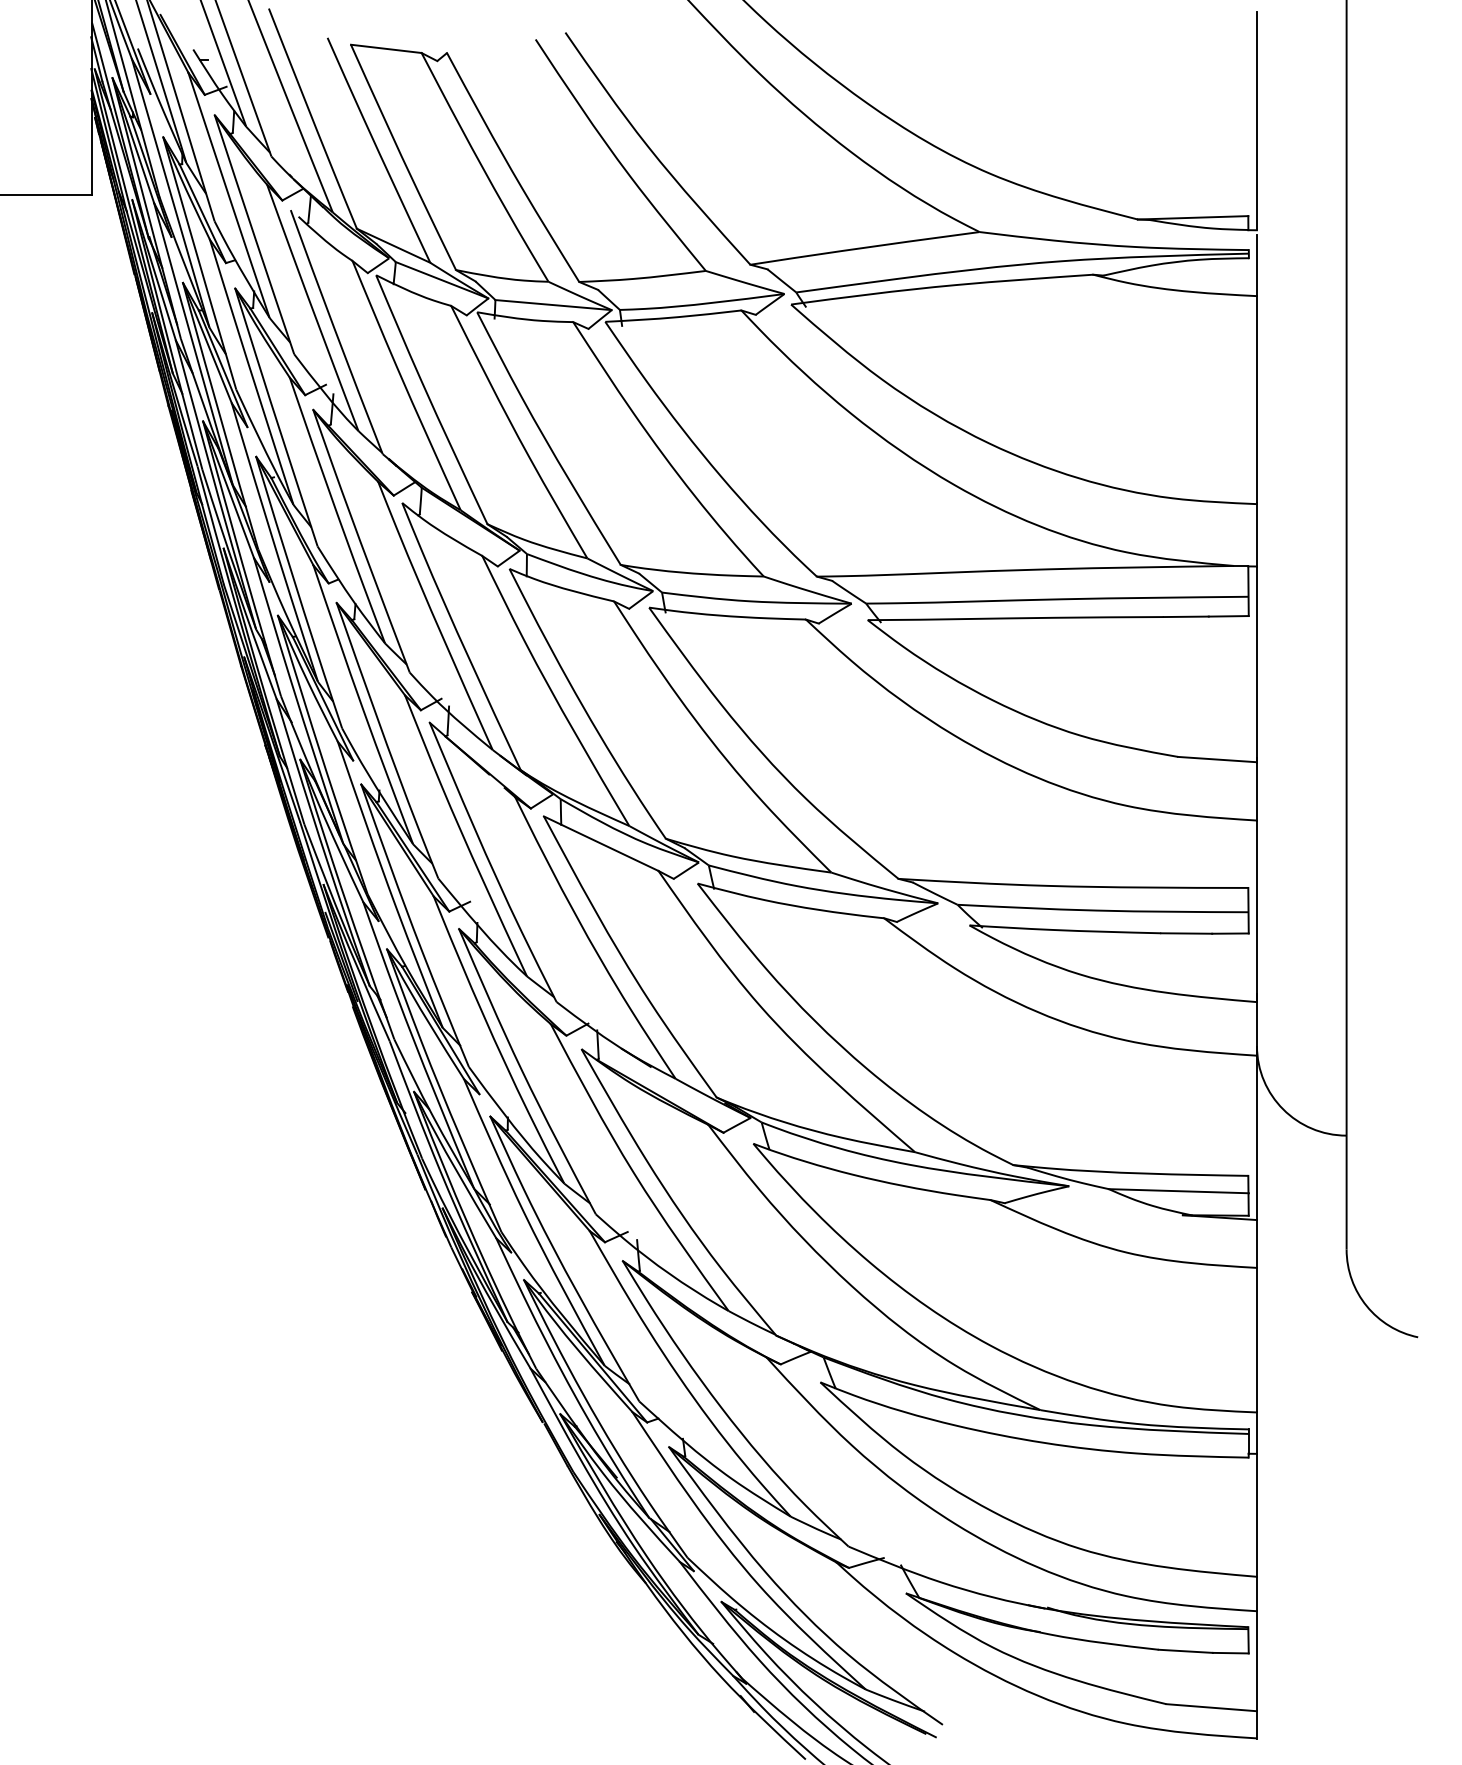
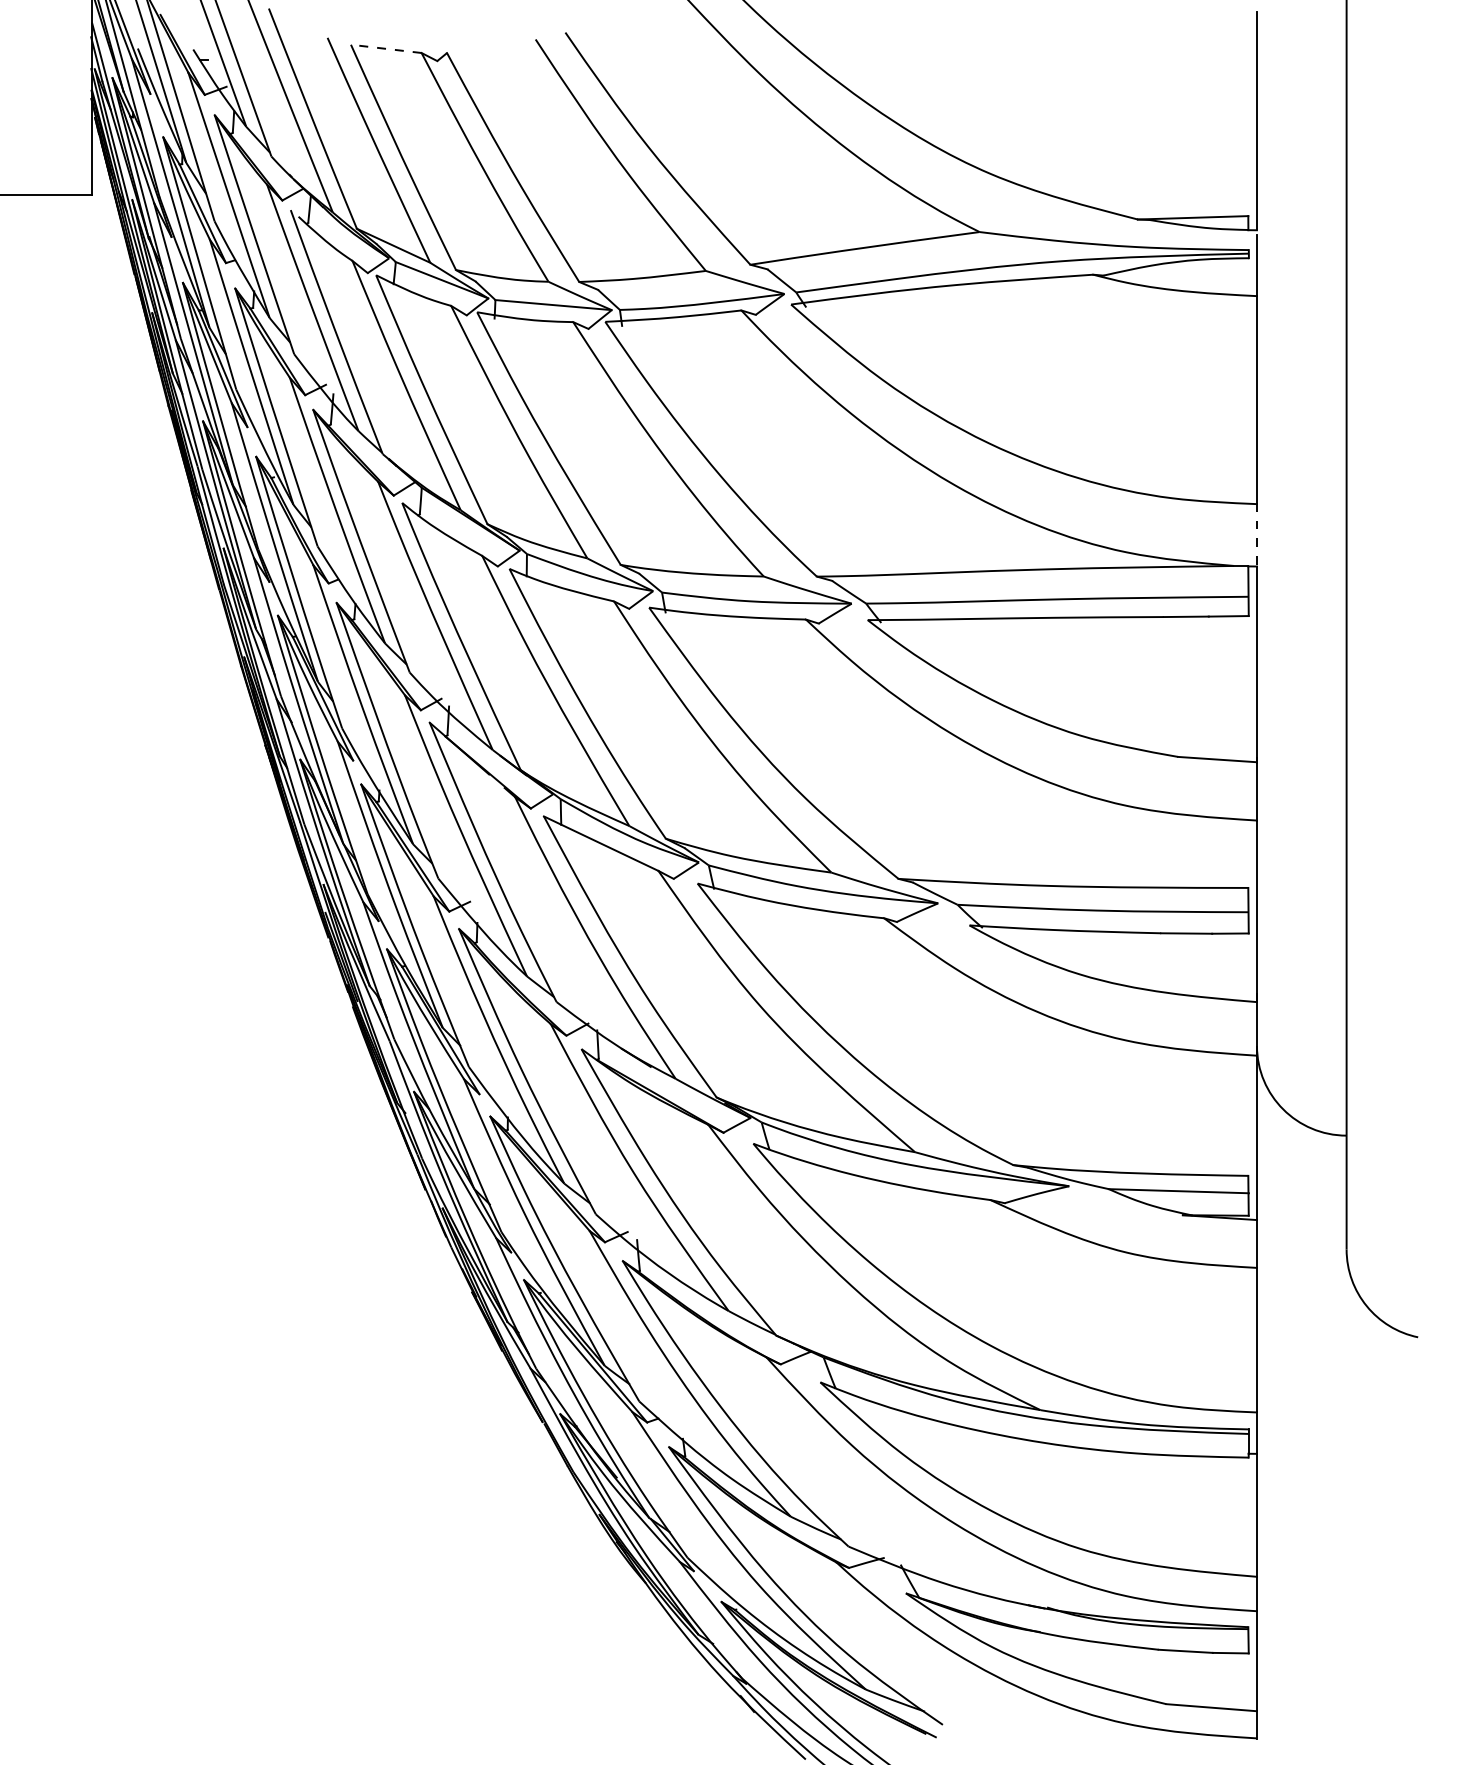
line: solid -> dashed (386, 48)
line: solid -> dashed (1256, 535)
